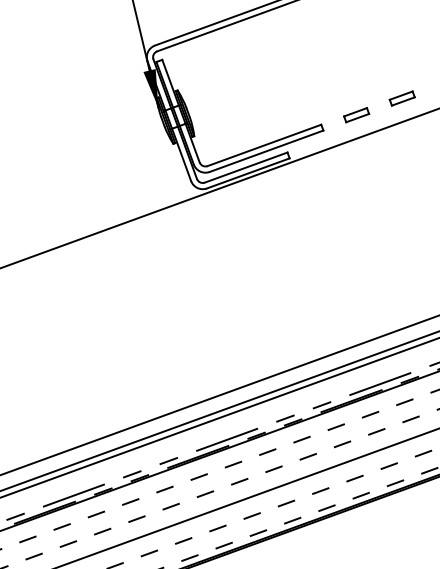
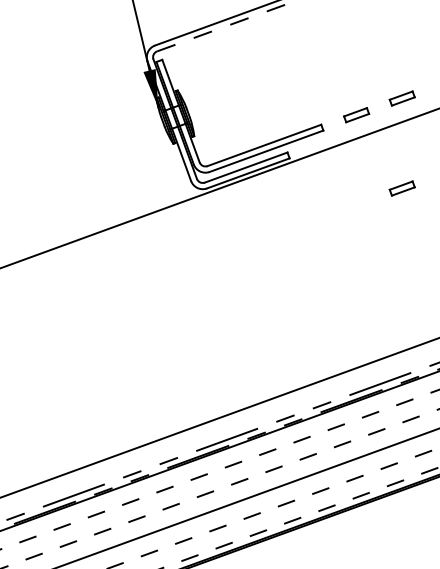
line: solid -> dashed (227, 25)
part: none -> present (401, 188)
line: present -> none (219, 395)
line: present -> none (219, 411)
